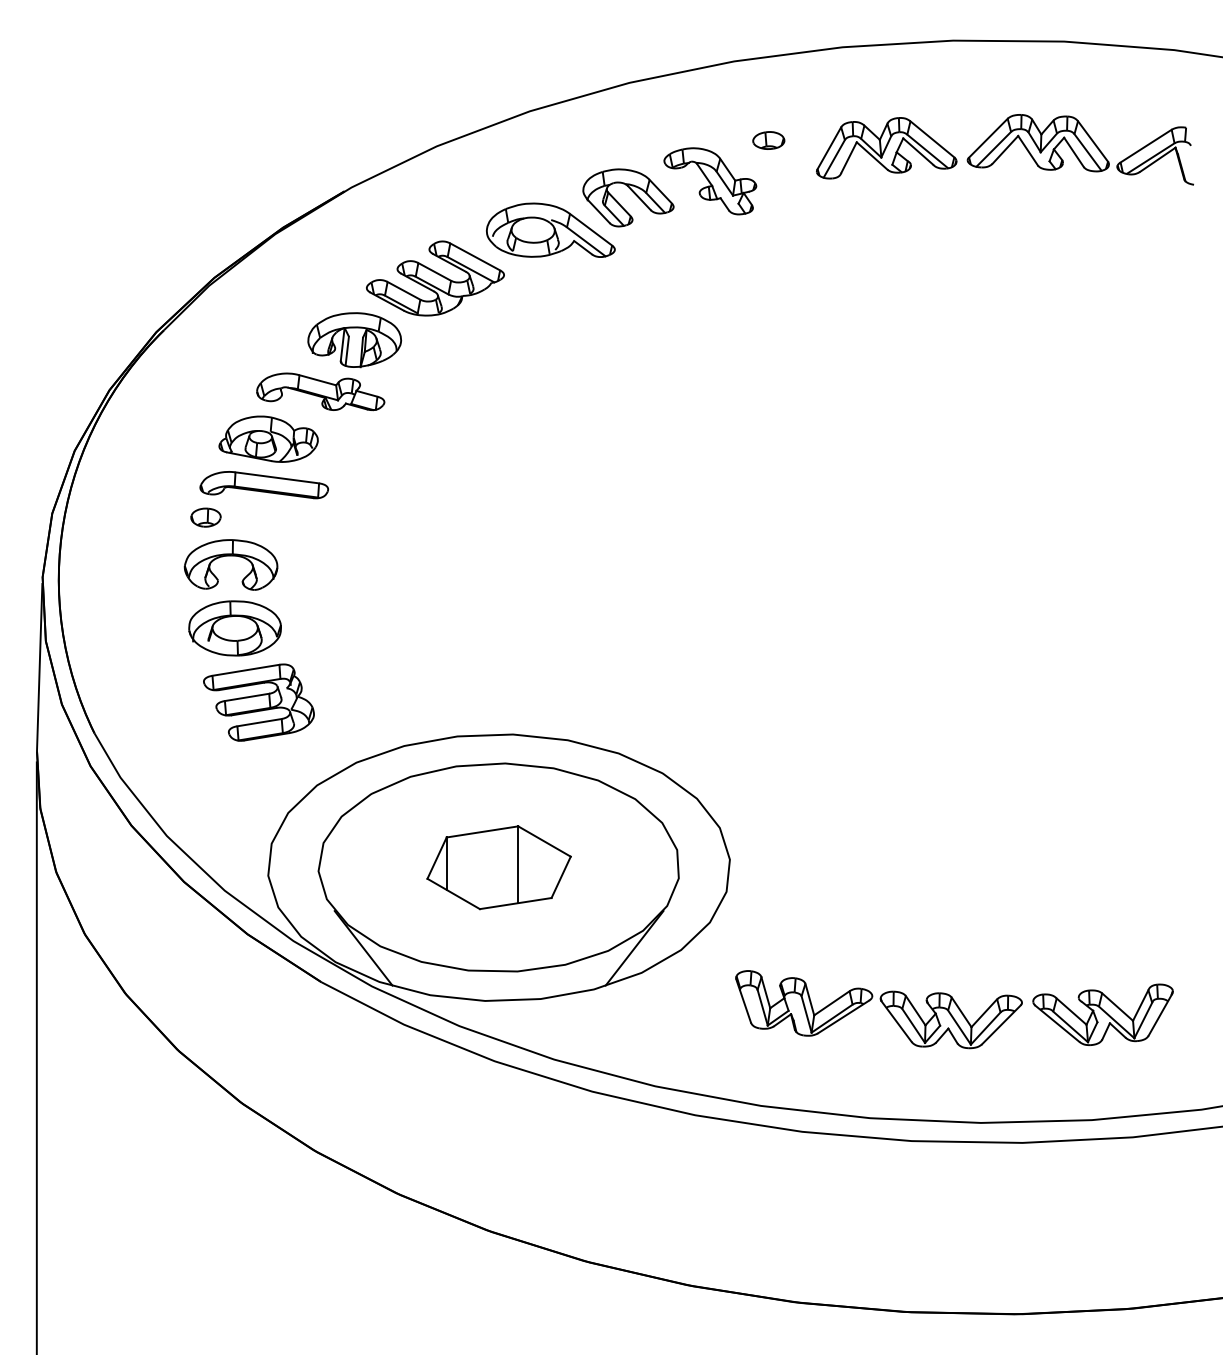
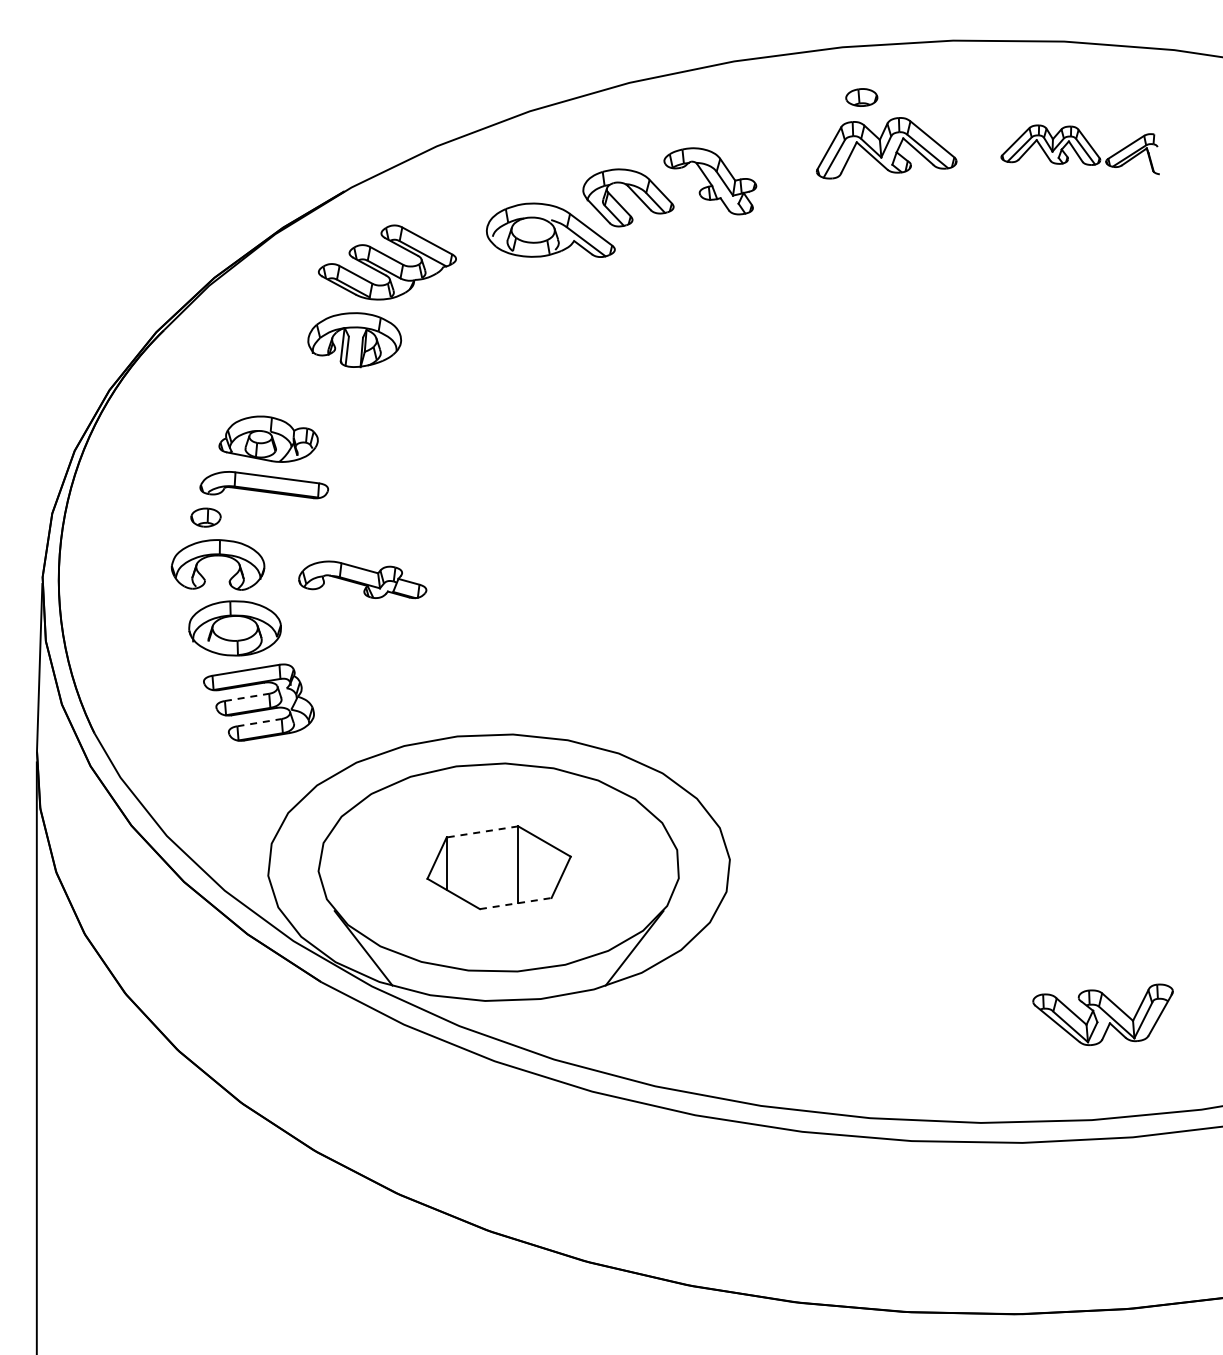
part position: (768, 140) -> (861, 97) (861, 97)
part size: 228x72 px -> 160x52 px (1079, 149)
part position: (435, 278) -> (387, 262) (387, 262)
part position: (320, 391) -> (362, 579) (362, 579)
part position: (230, 556) -> (217, 556) (217, 556)
line: solid -> dashed (247, 697)
line: solid -> dashed (260, 722)
line: solid -> dashed (482, 832)
line: solid -> dashed (516, 903)
part: present -> none (884, 1007)
